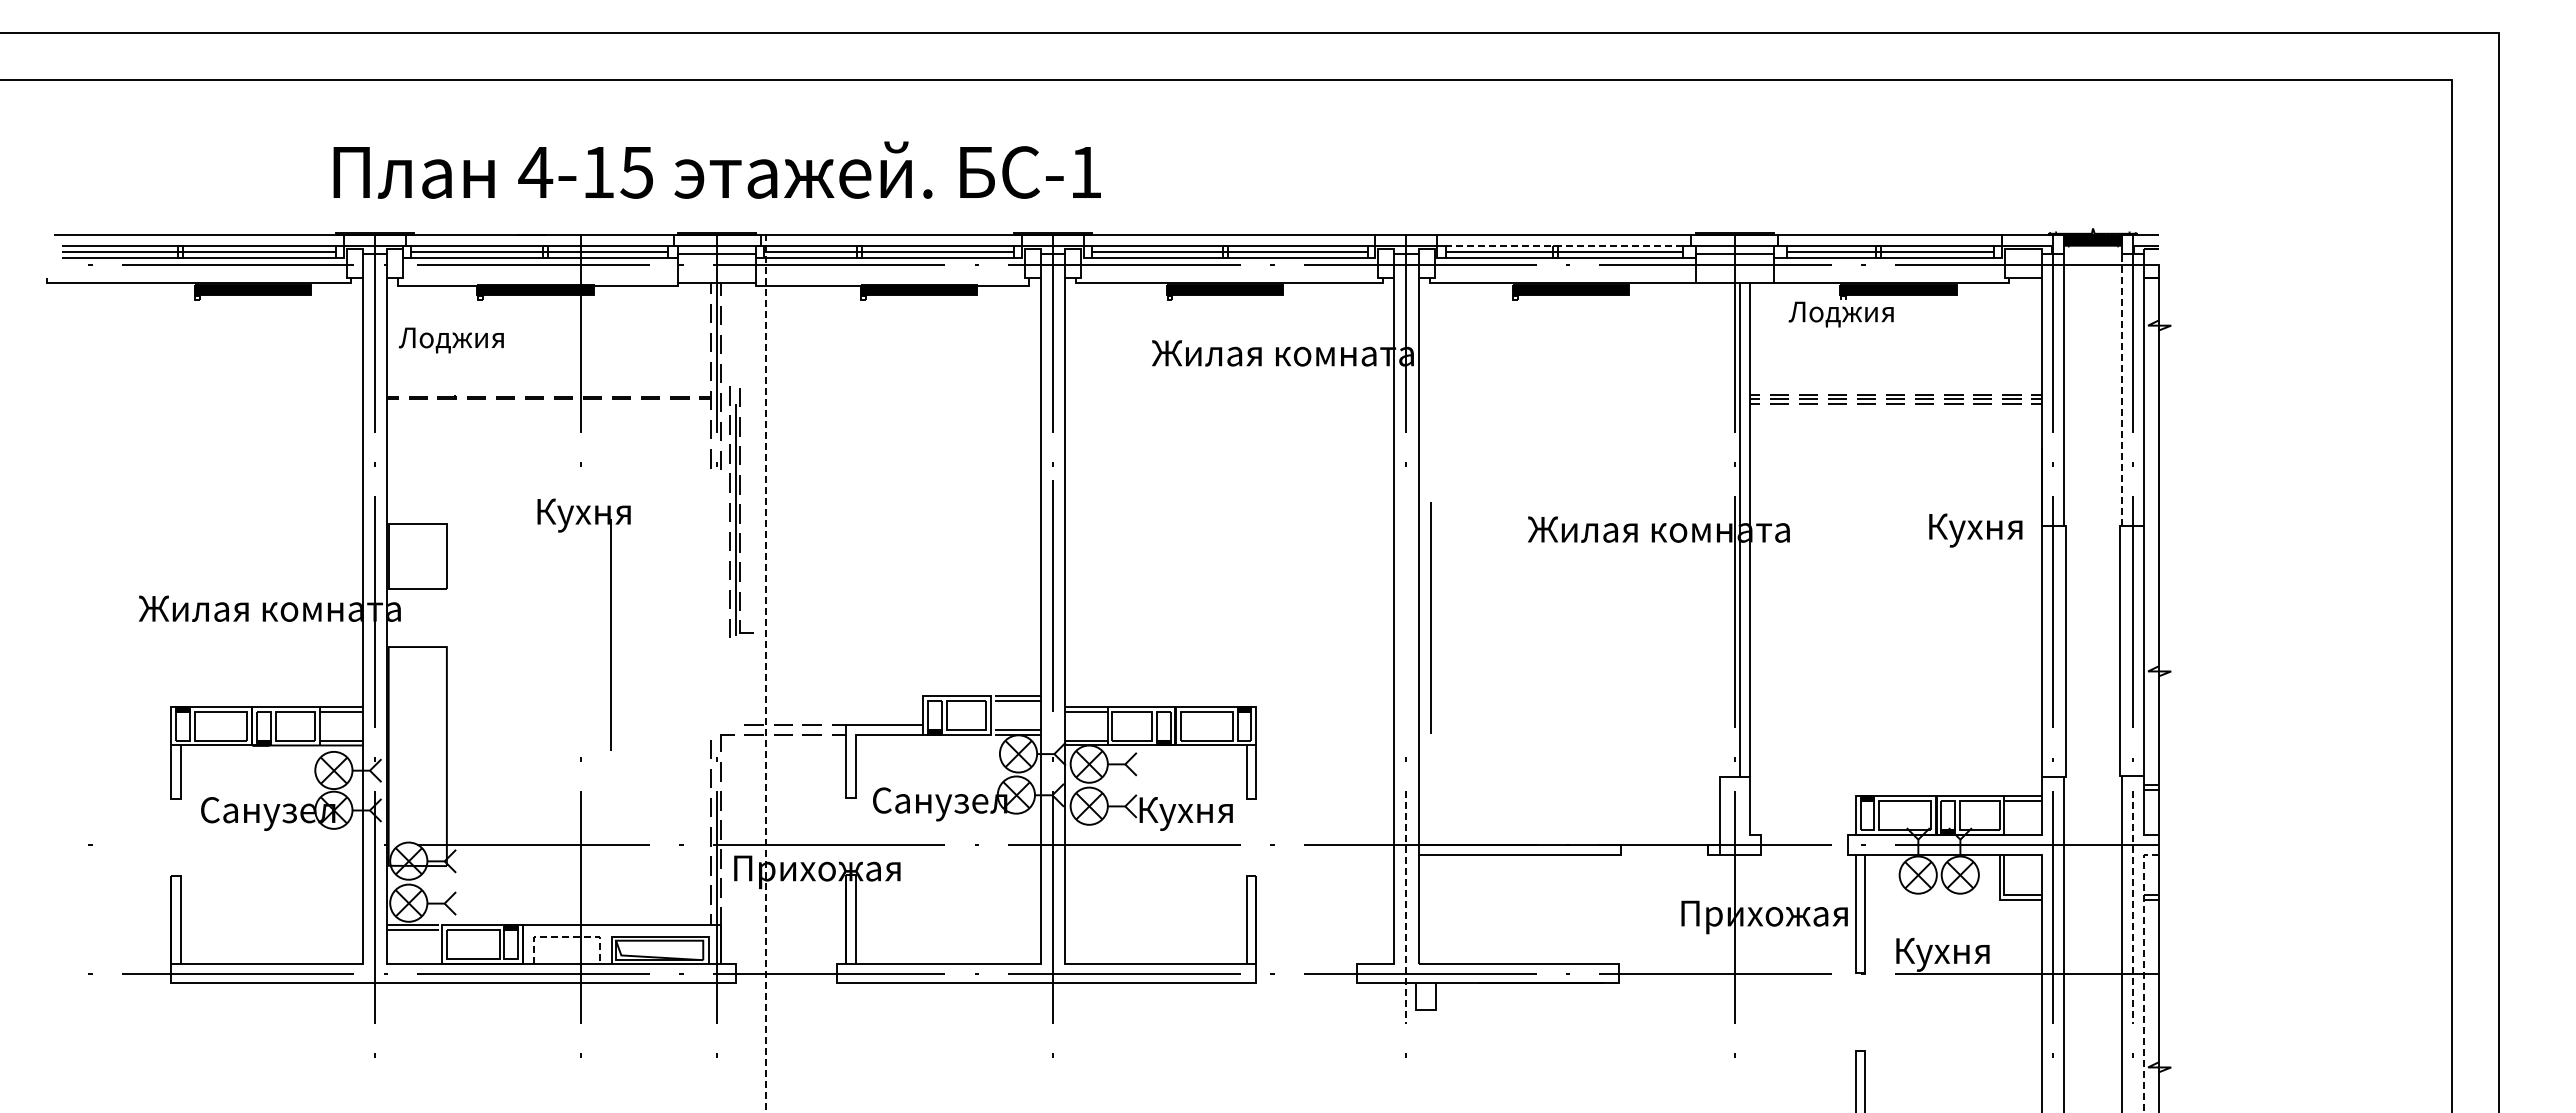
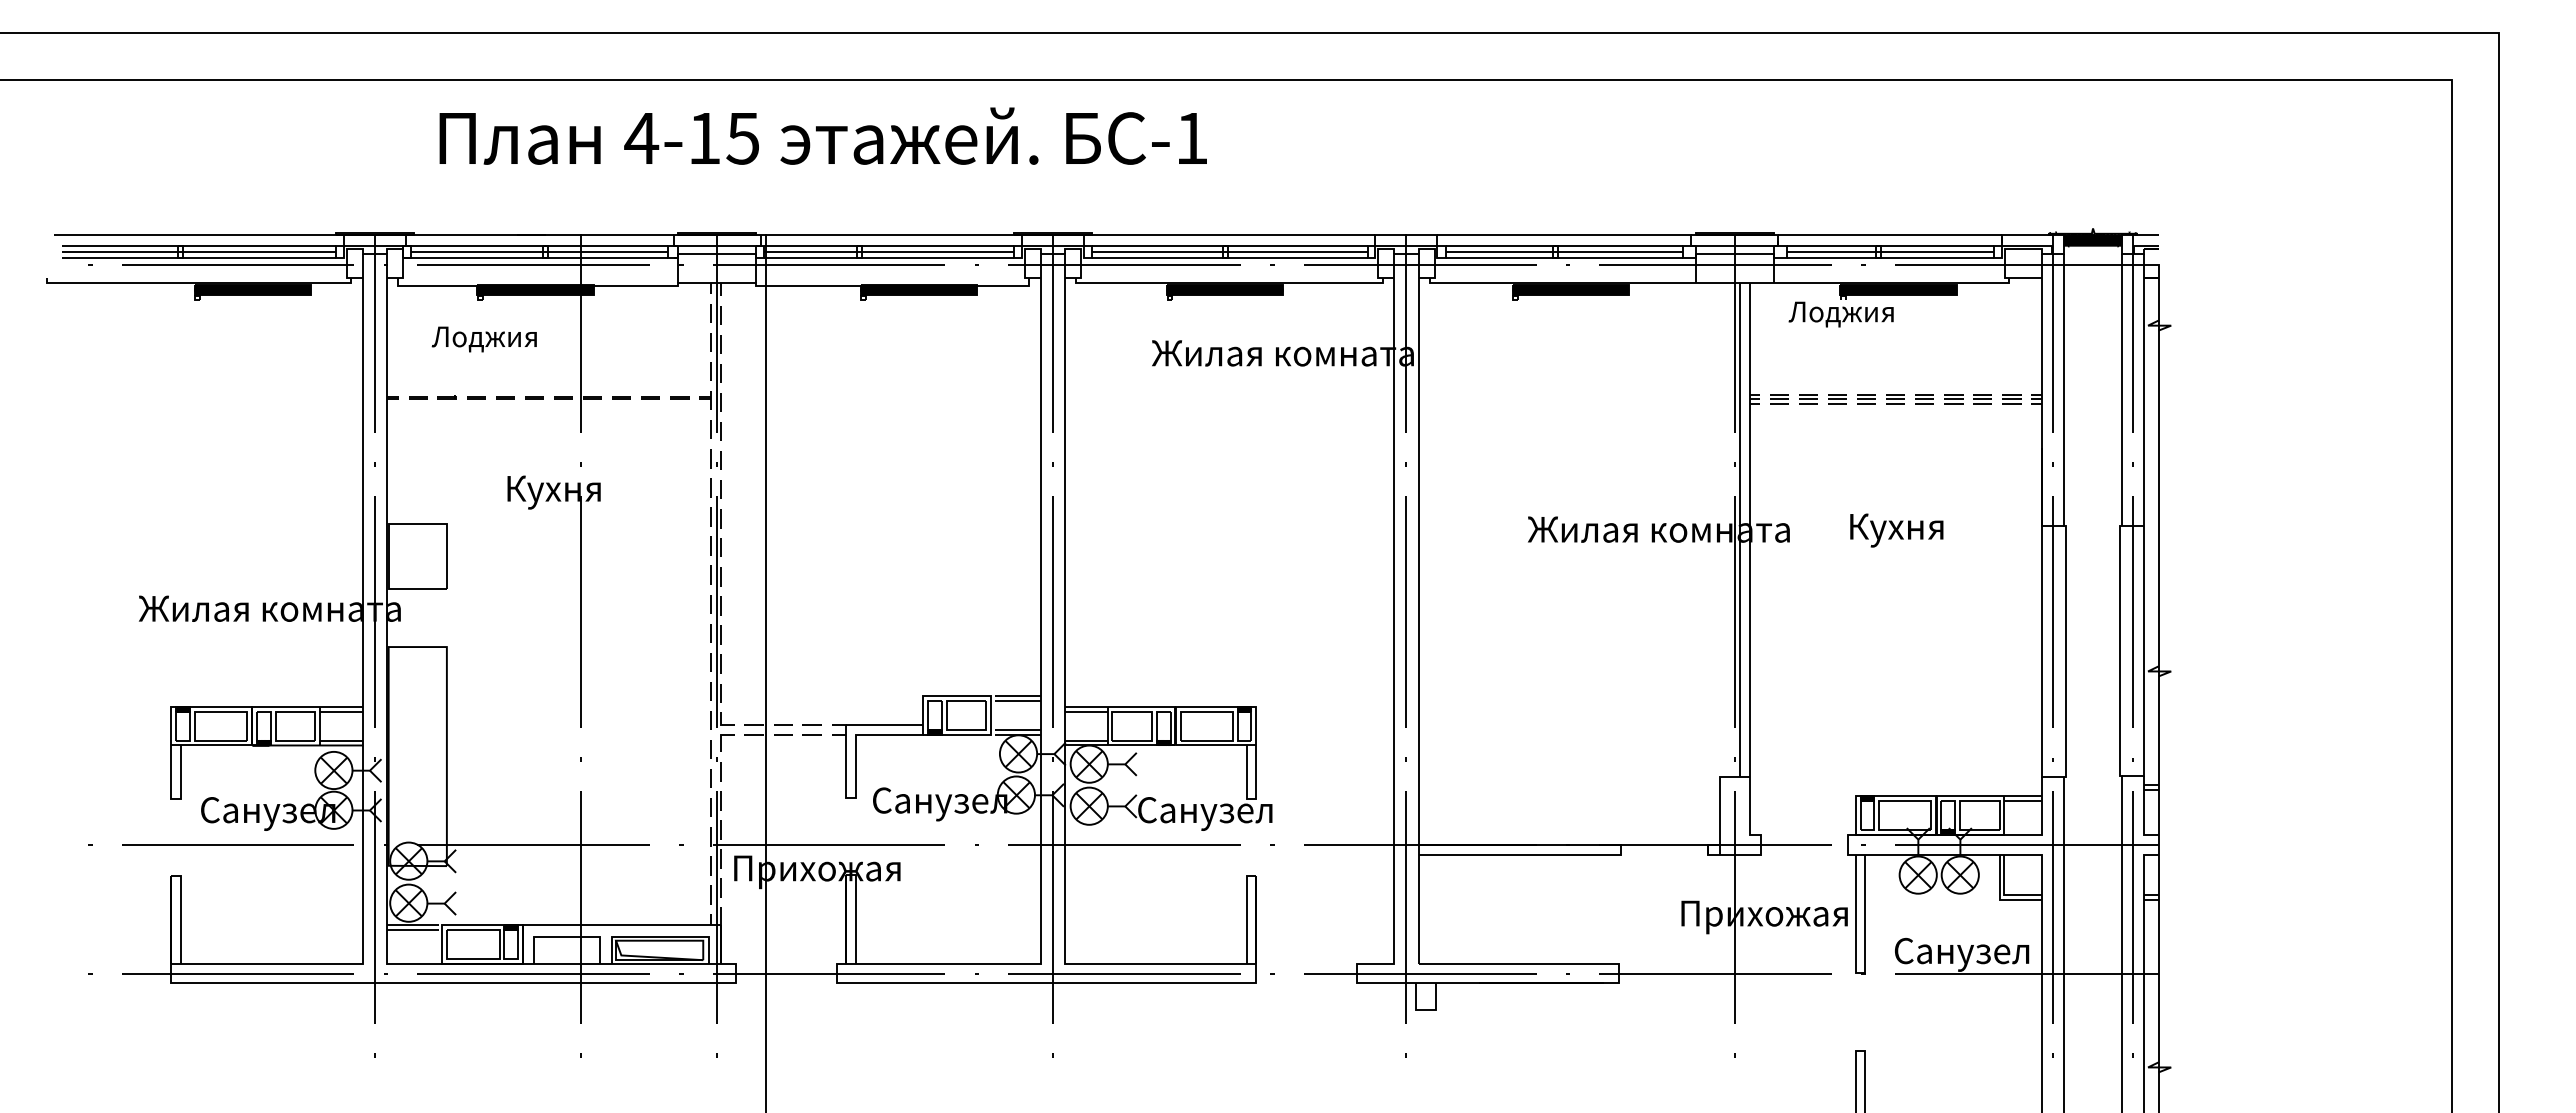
text position: (716, 169) -> (822, 135) (822, 135)
line: dashed -> solid (1564, 246)
text position: (450, 340) -> (483, 339) (483, 339)
line: dashed -> solid (2122, 389)
part position: (741, 511) -> (722, 603) (722, 603)
text position: (1975, 530) -> (1896, 530) (1896, 530)
line position: (1052, 595) -> (1052, 611) (1052, 611)
line position: (1430, 617) -> (1405, 611) (1405, 611)
part position: (610, 624) -> (580, 601) (580, 601)
line: dashed -> solid (766, 673)
text: Кухня -> Санузел (1205, 813)
line: none -> present (237, 844)
line: dashed -> solid (1406, 907)
line: dashed -> solid (2133, 908)
line: dashed -> solid (567, 936)
text: Кухня -> Санузел (1962, 954)
line: dashed -> solid (2144, 975)
